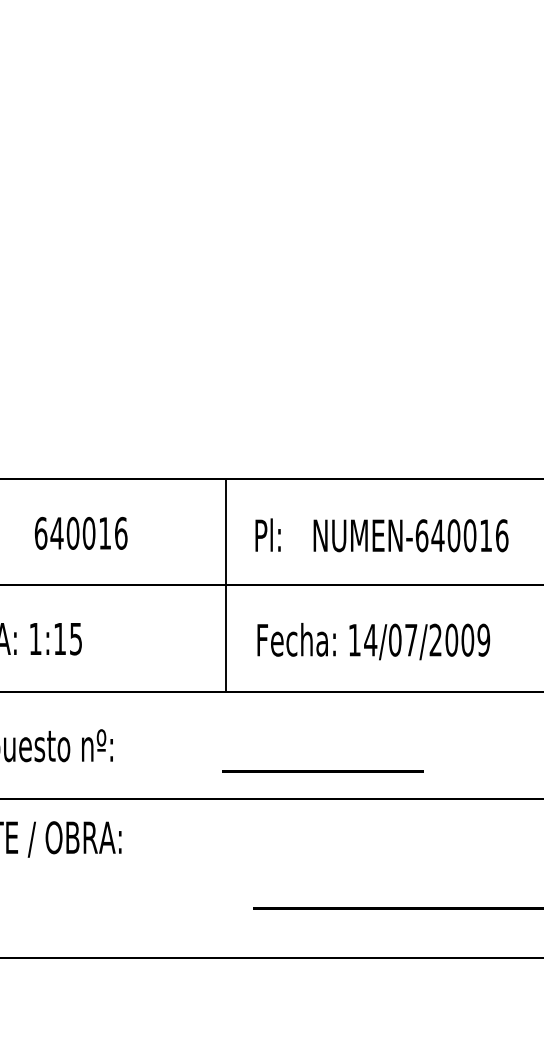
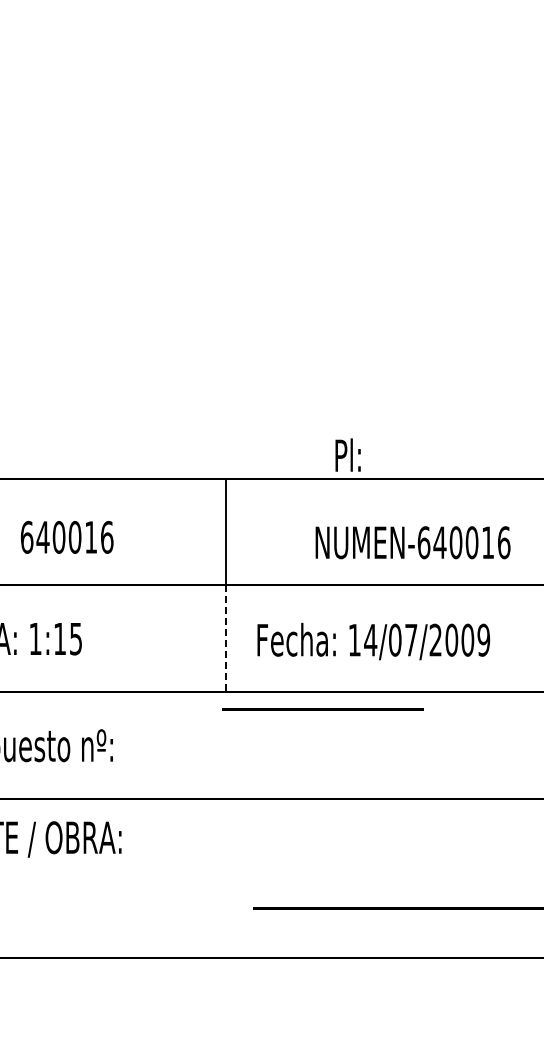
text position: (80, 533) -> (66, 537) (66, 537)
text position: (267, 534) -> (347, 454) (347, 454)
text position: (410, 535) -> (412, 542) (412, 542)
line: solid -> dashed (226, 639)
text position: (322, 771) -> (322, 709) (322, 709)
